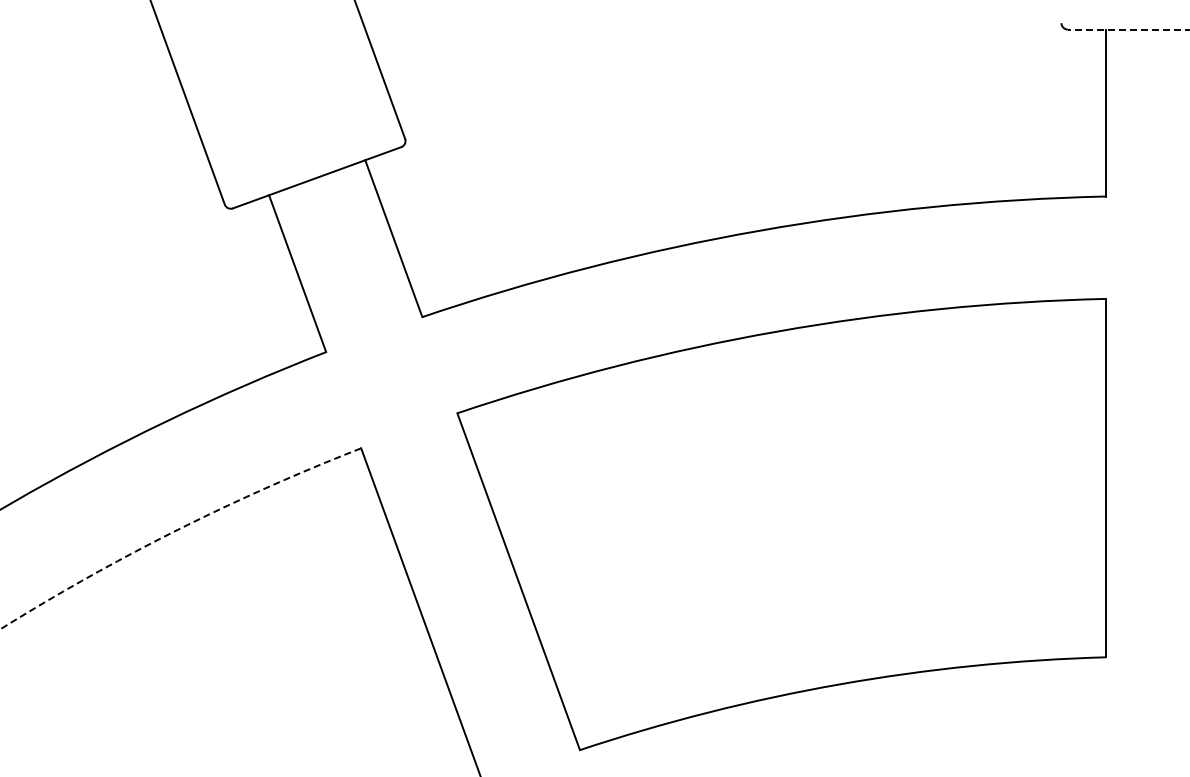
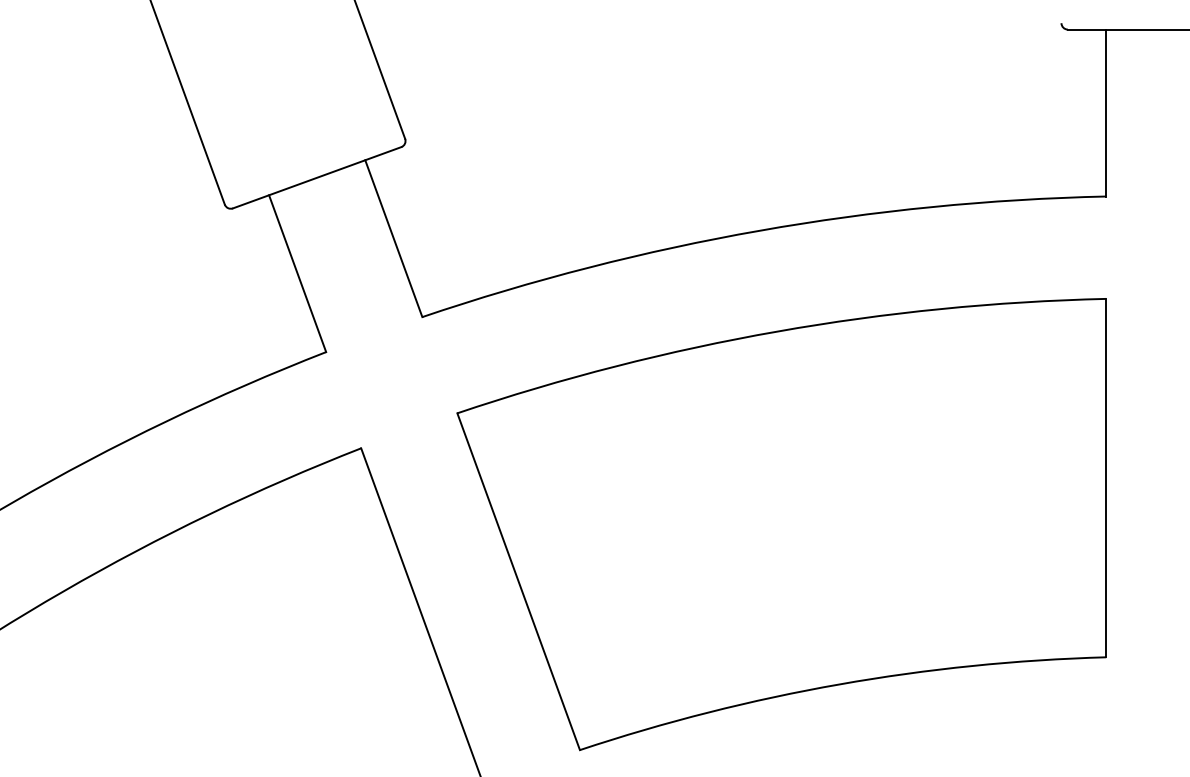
line: dashed -> solid (1128, 29)
arc: dashed -> solid (175, 530)
